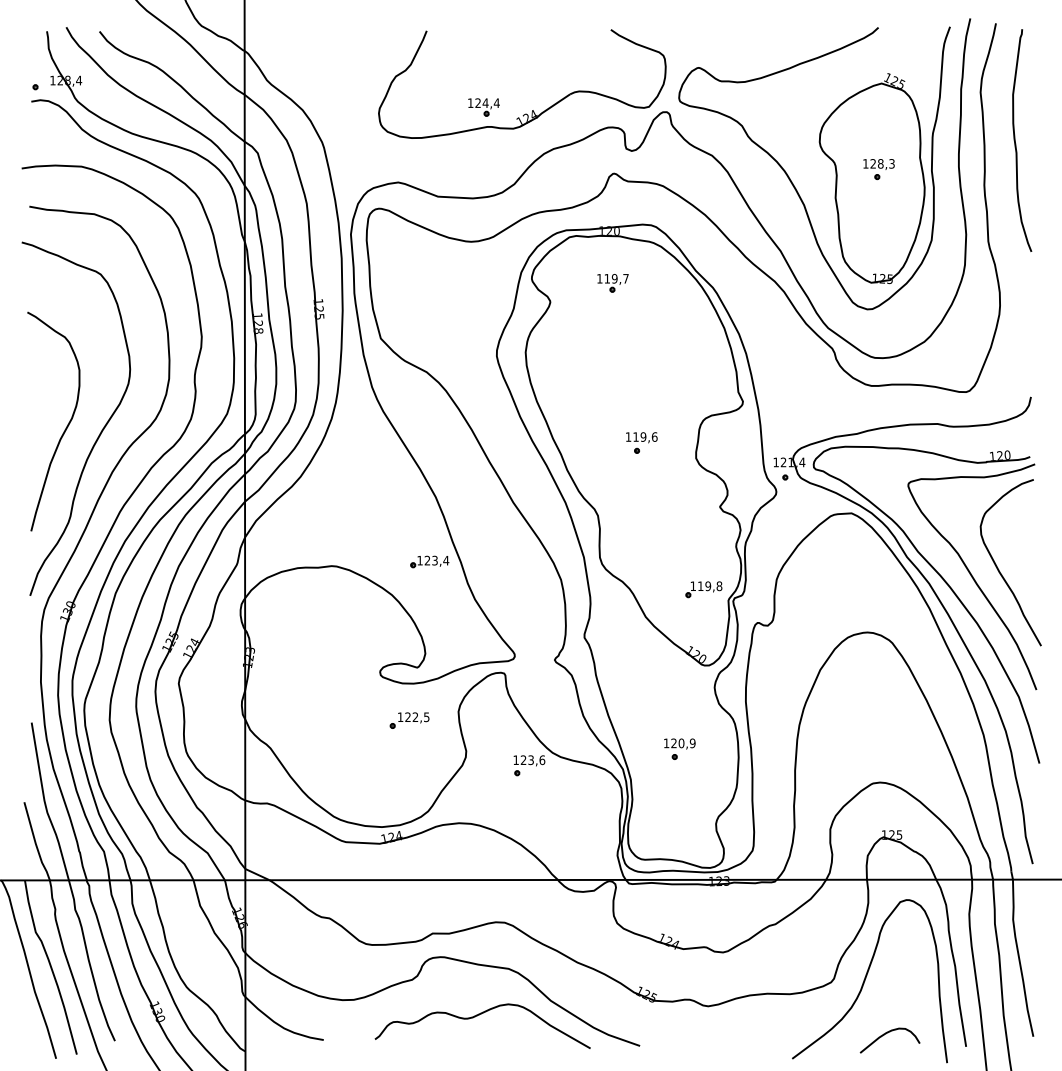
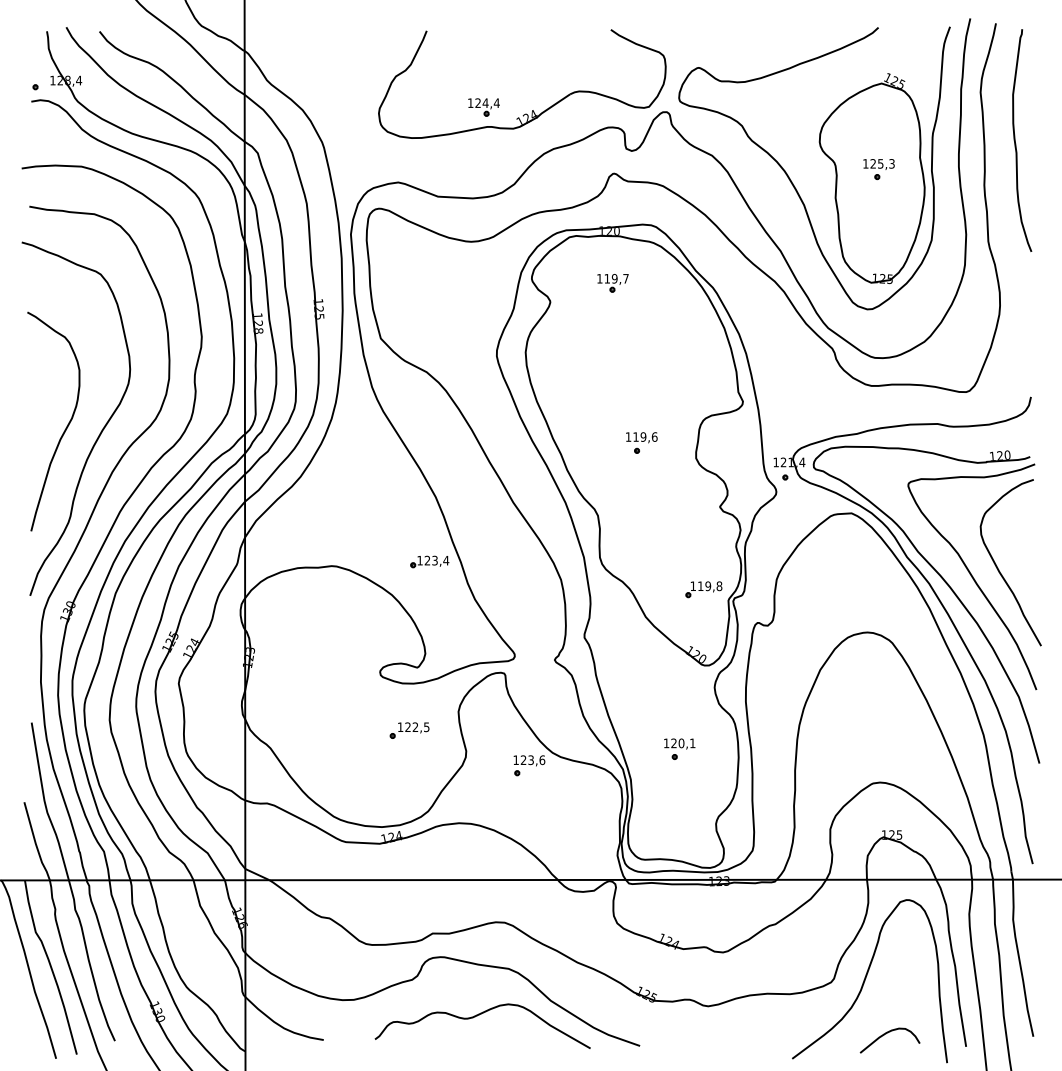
text: 128,3 -> 125,3 (880, 163)
part position: (409, 720) -> (409, 730) (409, 730)
text: 120,9 -> 120,1 (692, 743)
